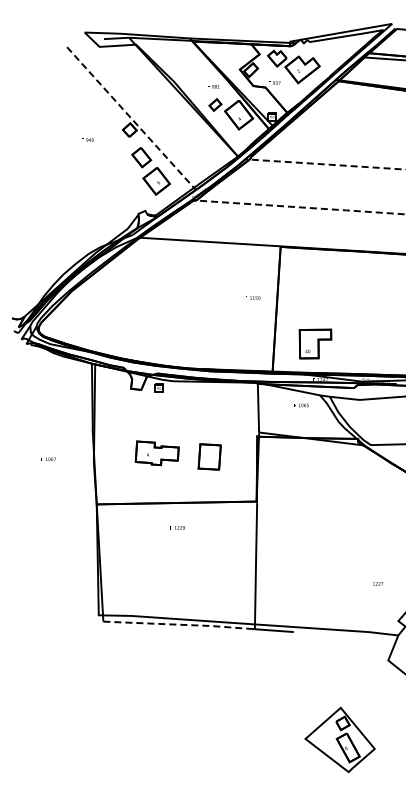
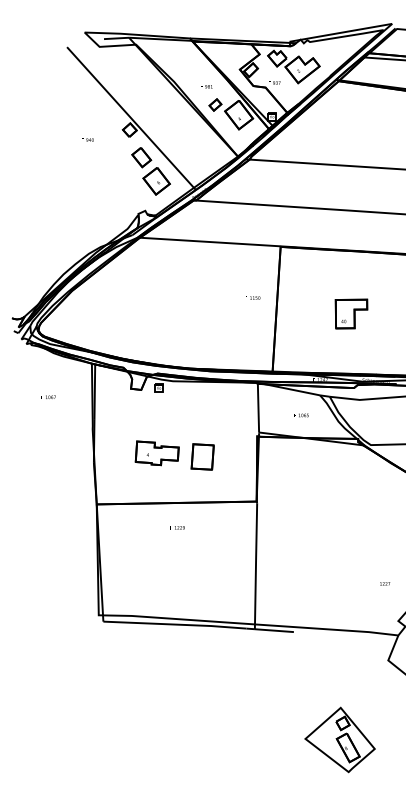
text position: (213, 86) -> (206, 86) (206, 86)
line: dashed -> solid (131, 118)
line: dashed -> solid (325, 164)
line: dashed -> solid (297, 207)
part position: (315, 343) -> (351, 313) (351, 313)
text position: (301, 405) -> (301, 415) (301, 415)
part position: (209, 456) -> (202, 456) (202, 456)
text position: (48, 458) -> (48, 396) (48, 396)
text position: (378, 583) -> (385, 583) (385, 583)
line: dashed -> solid (176, 624)
